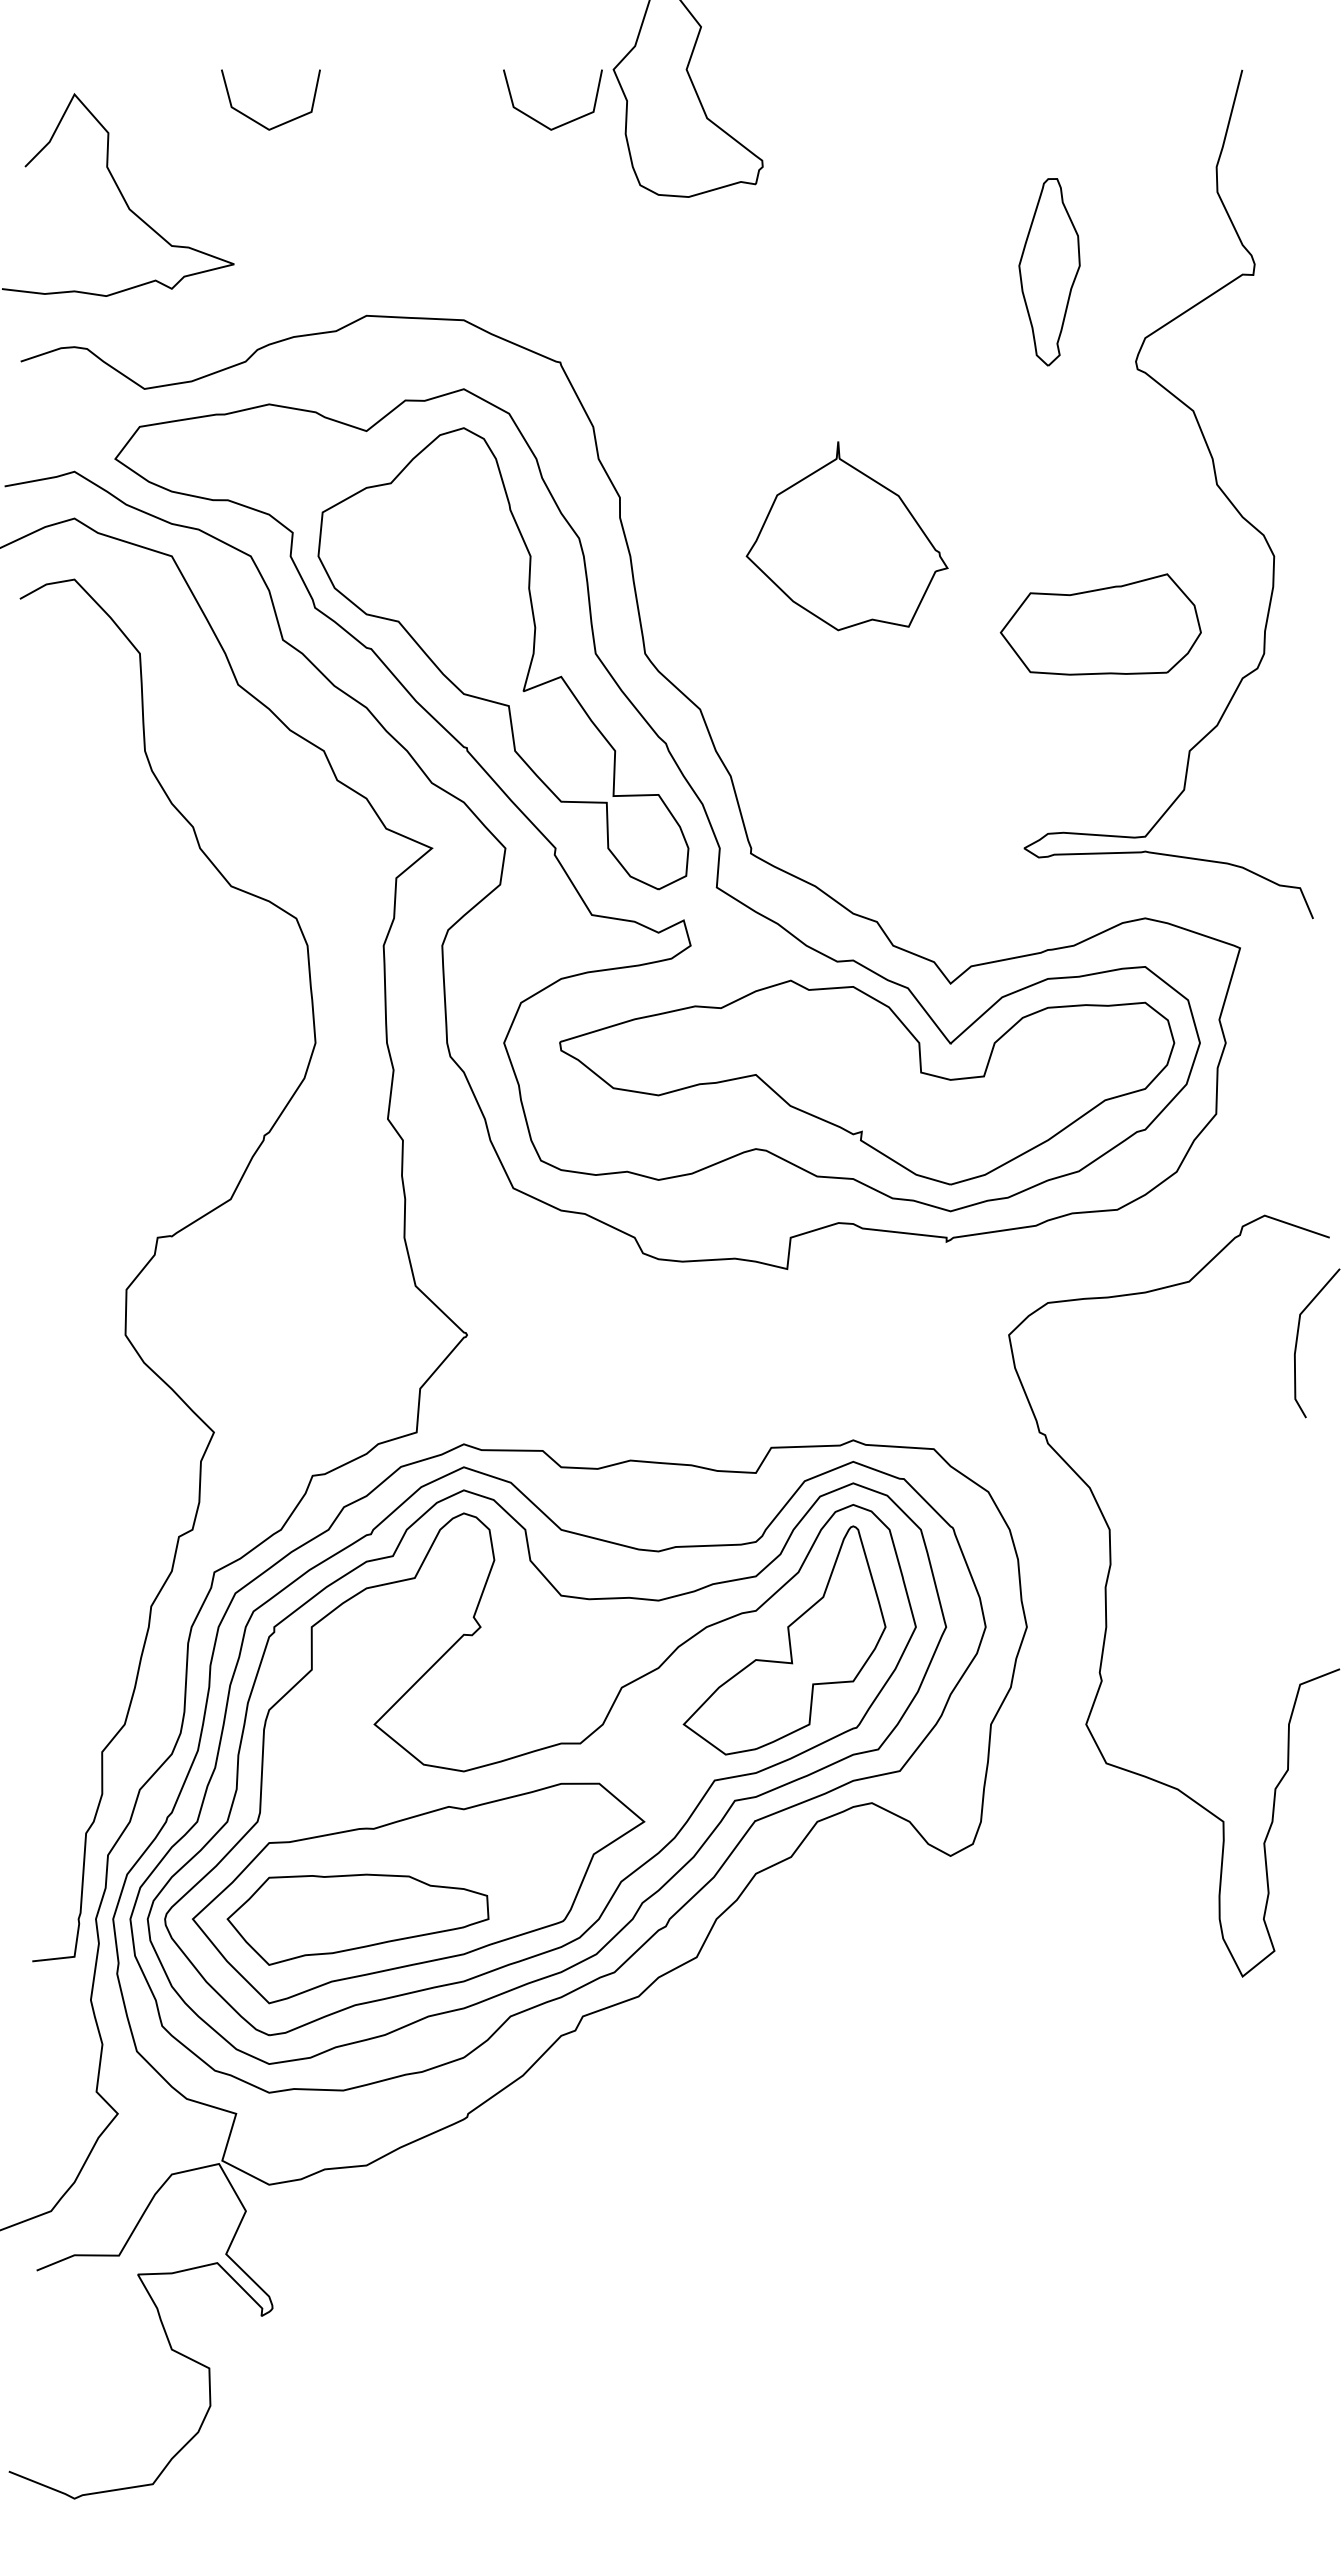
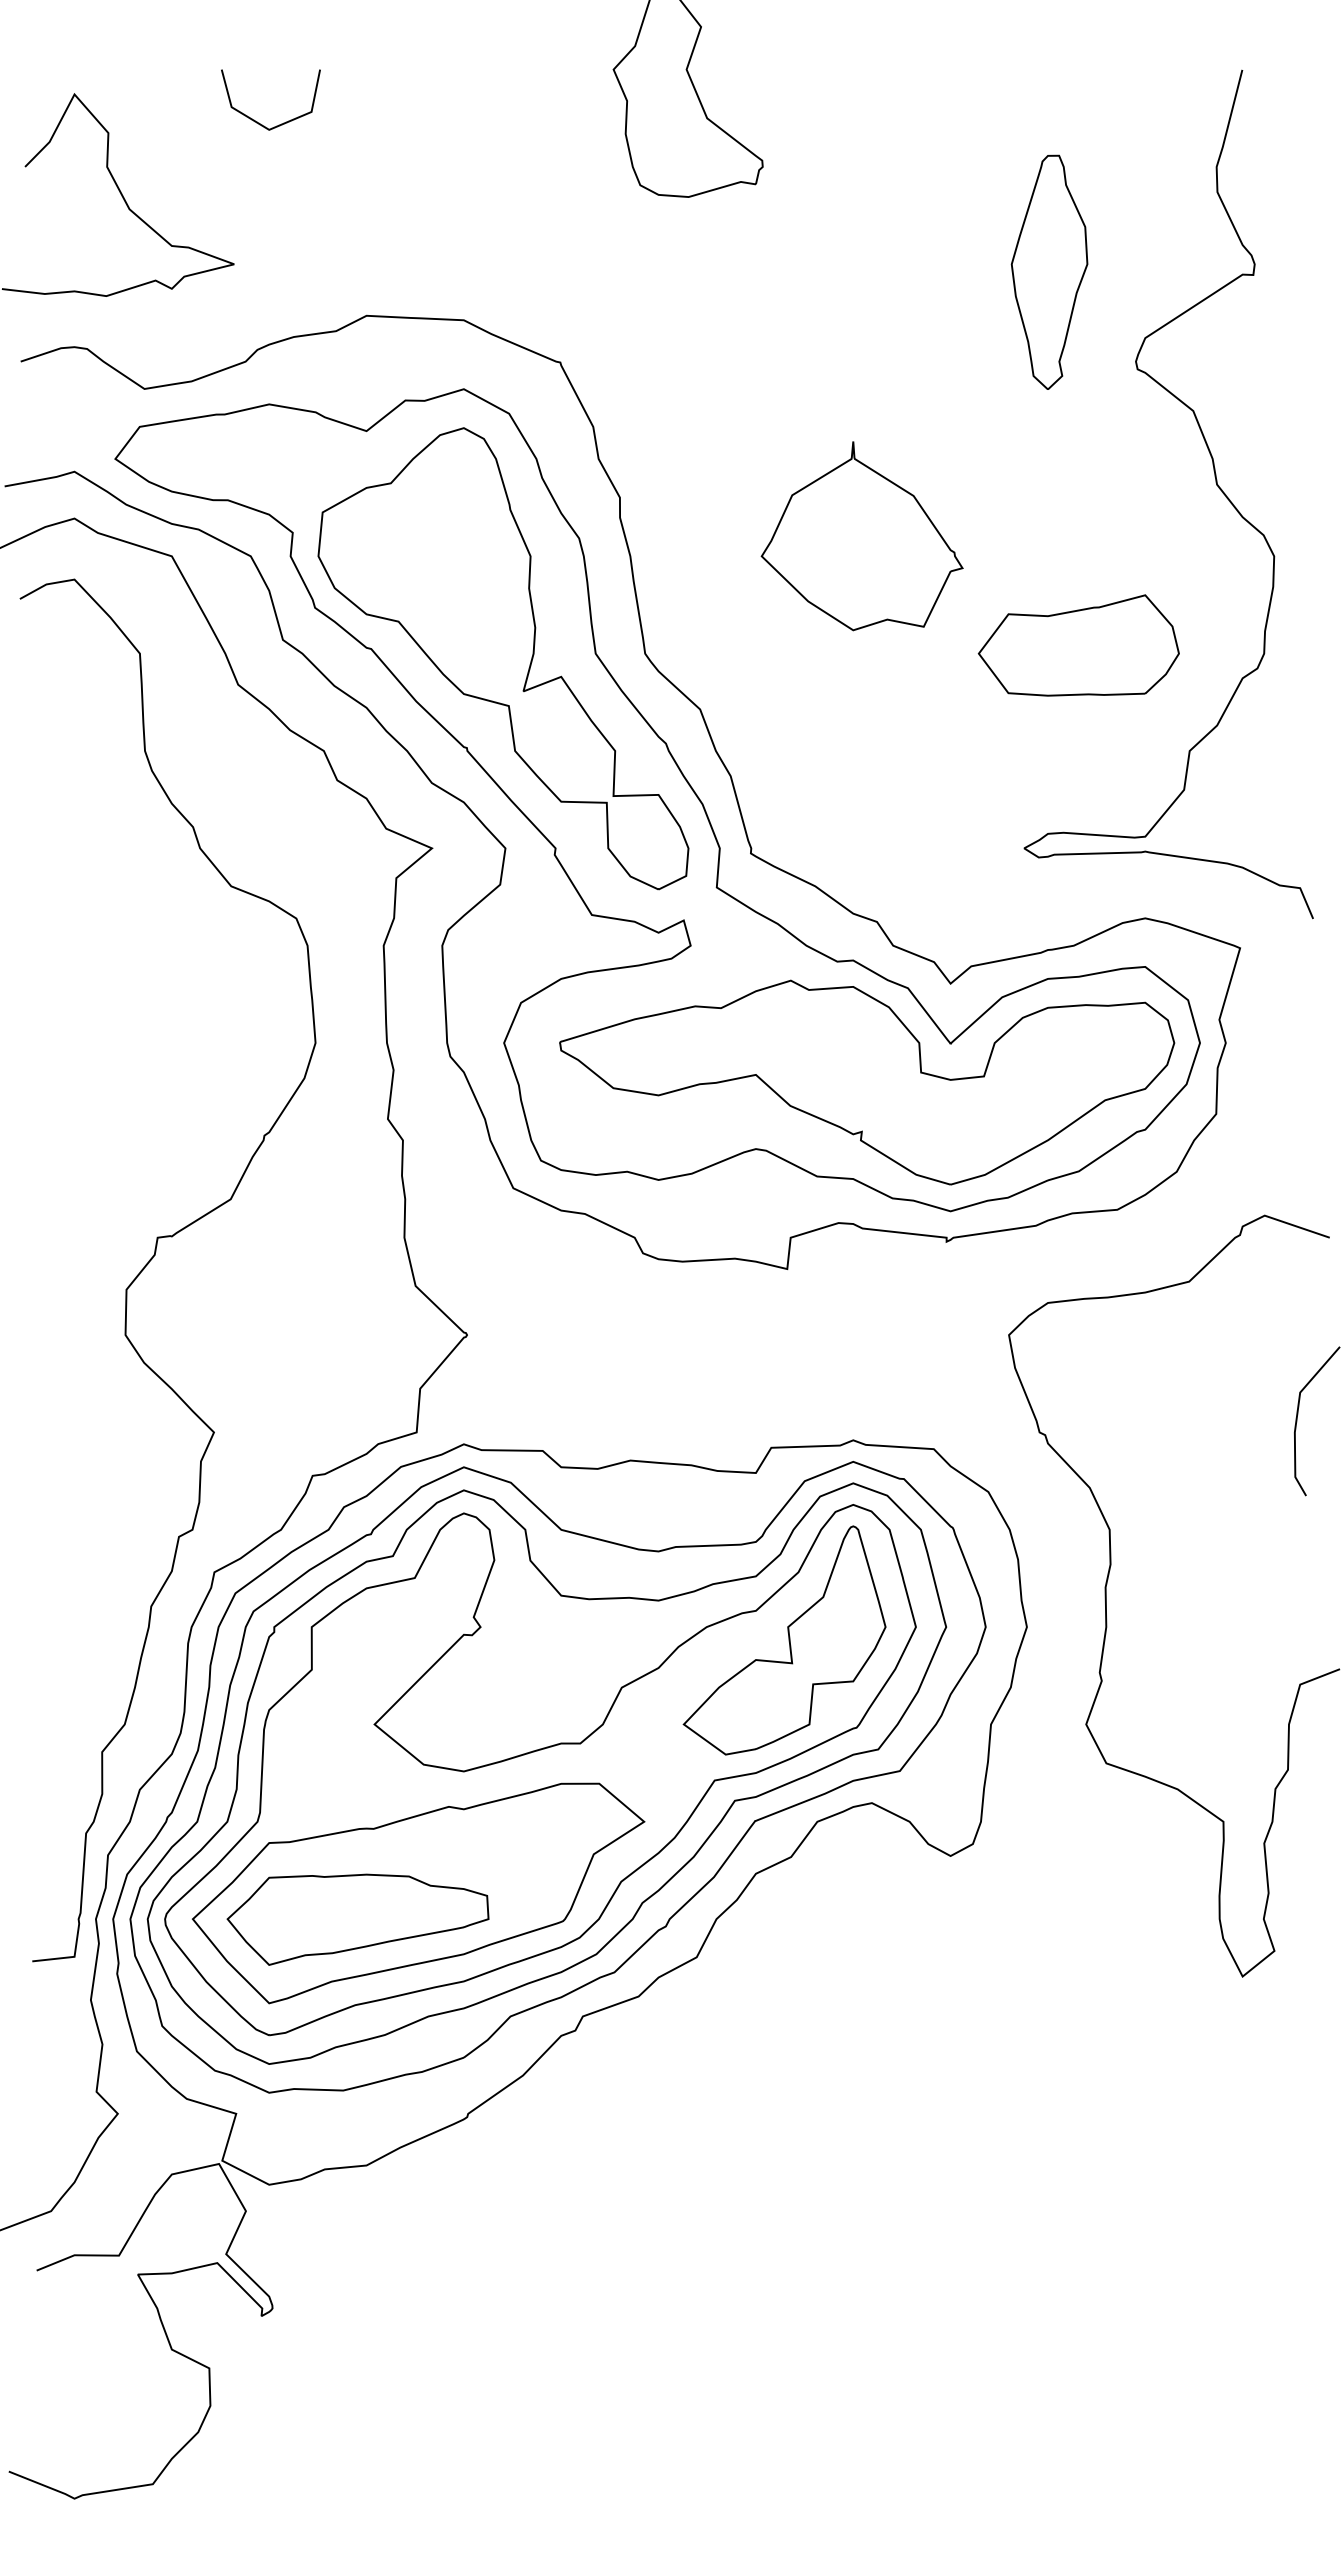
line: present -> none (541, 122)
part size: 63x189 px -> 79x236 px (1049, 271)
part position: (846, 536) -> (861, 536) (861, 536)
part position: (1100, 624) -> (1078, 645) (1078, 645)
line position: (1297, 1343) -> (1297, 1421) (1297, 1421)
